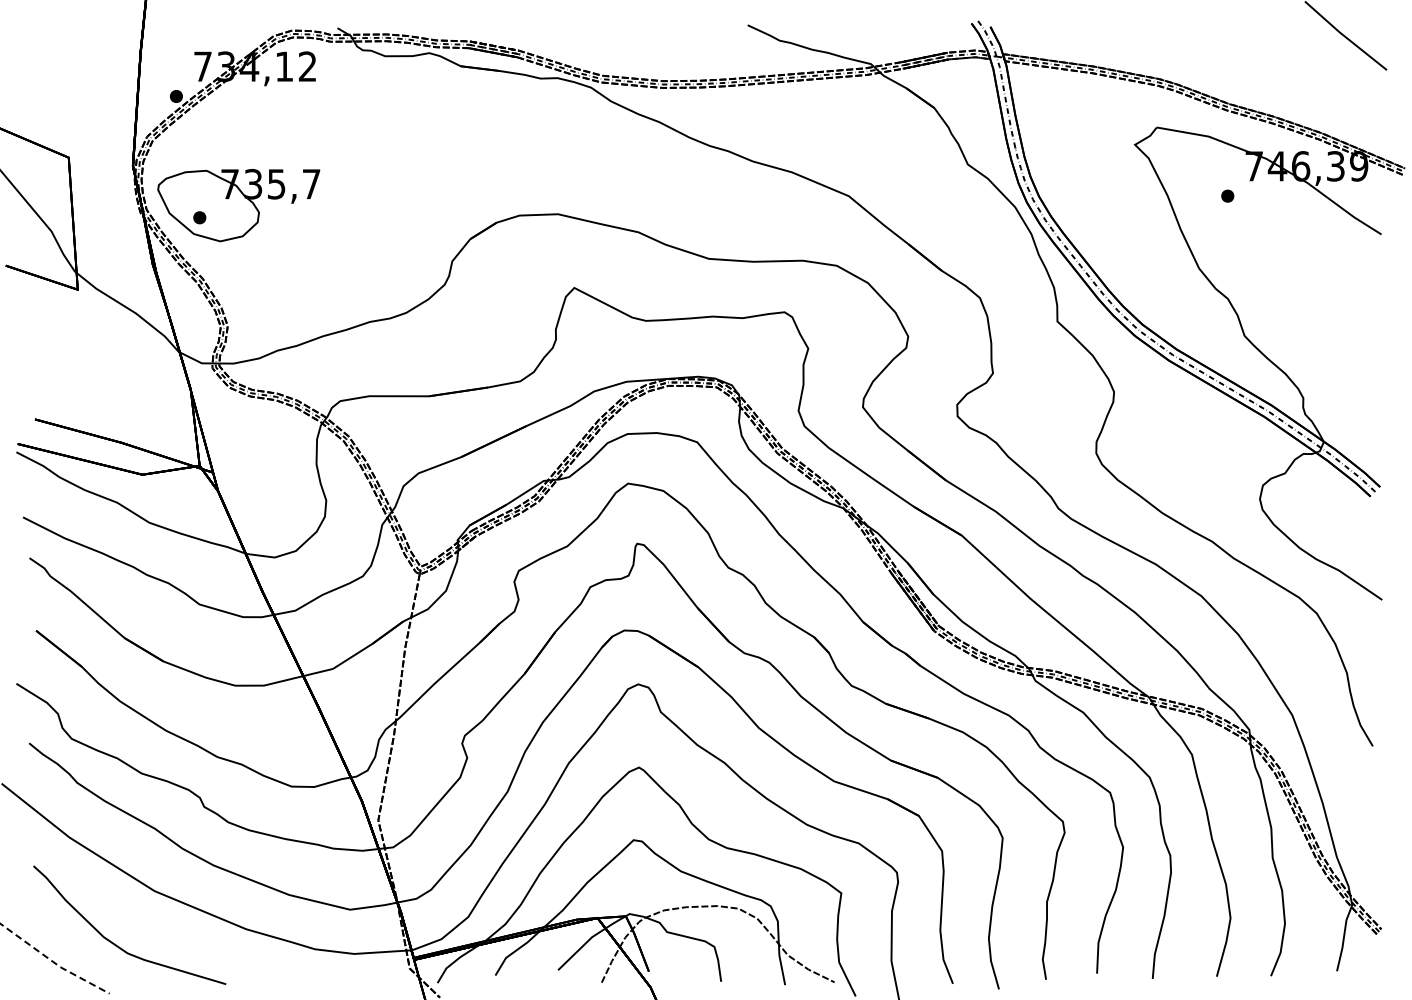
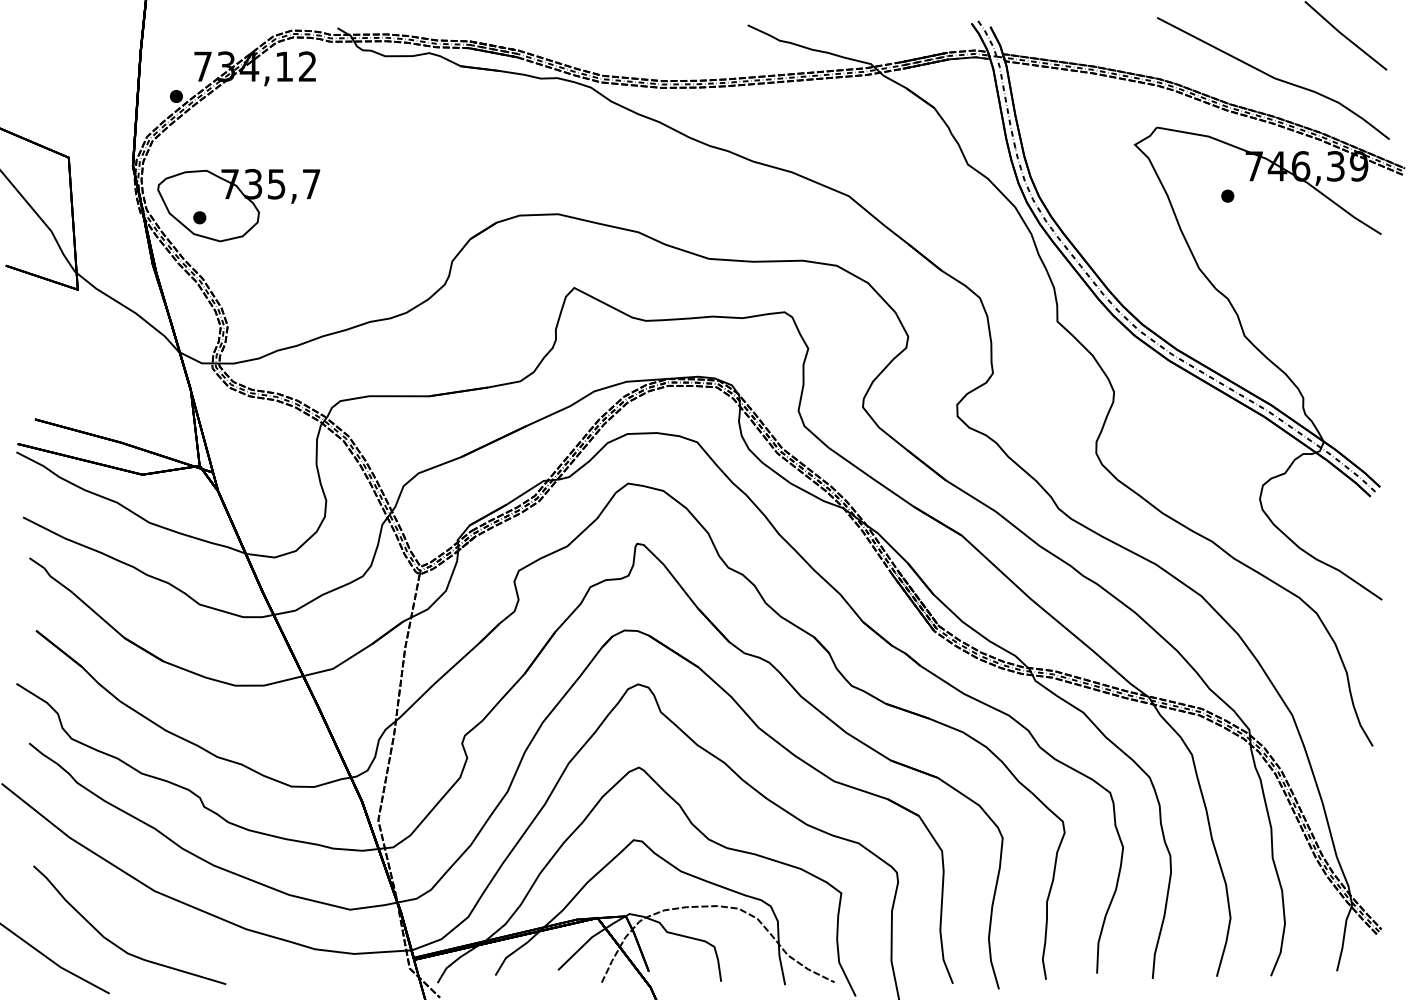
curve: none -> present (1272, 78)
line: dashed -> solid (53, 962)
